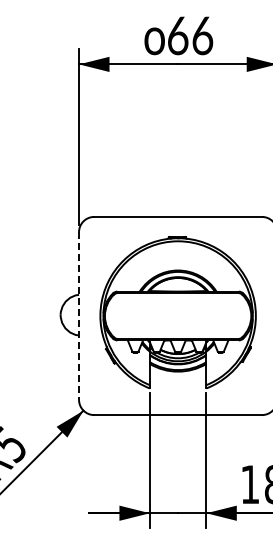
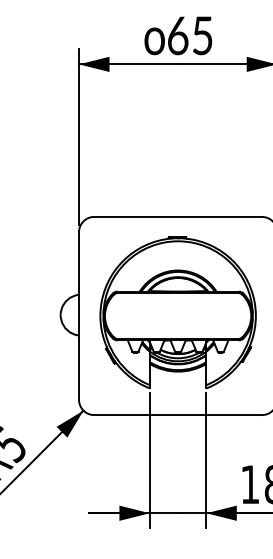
text: 66 -> 65 (202, 35)
line: dashed -> solid (79, 316)
